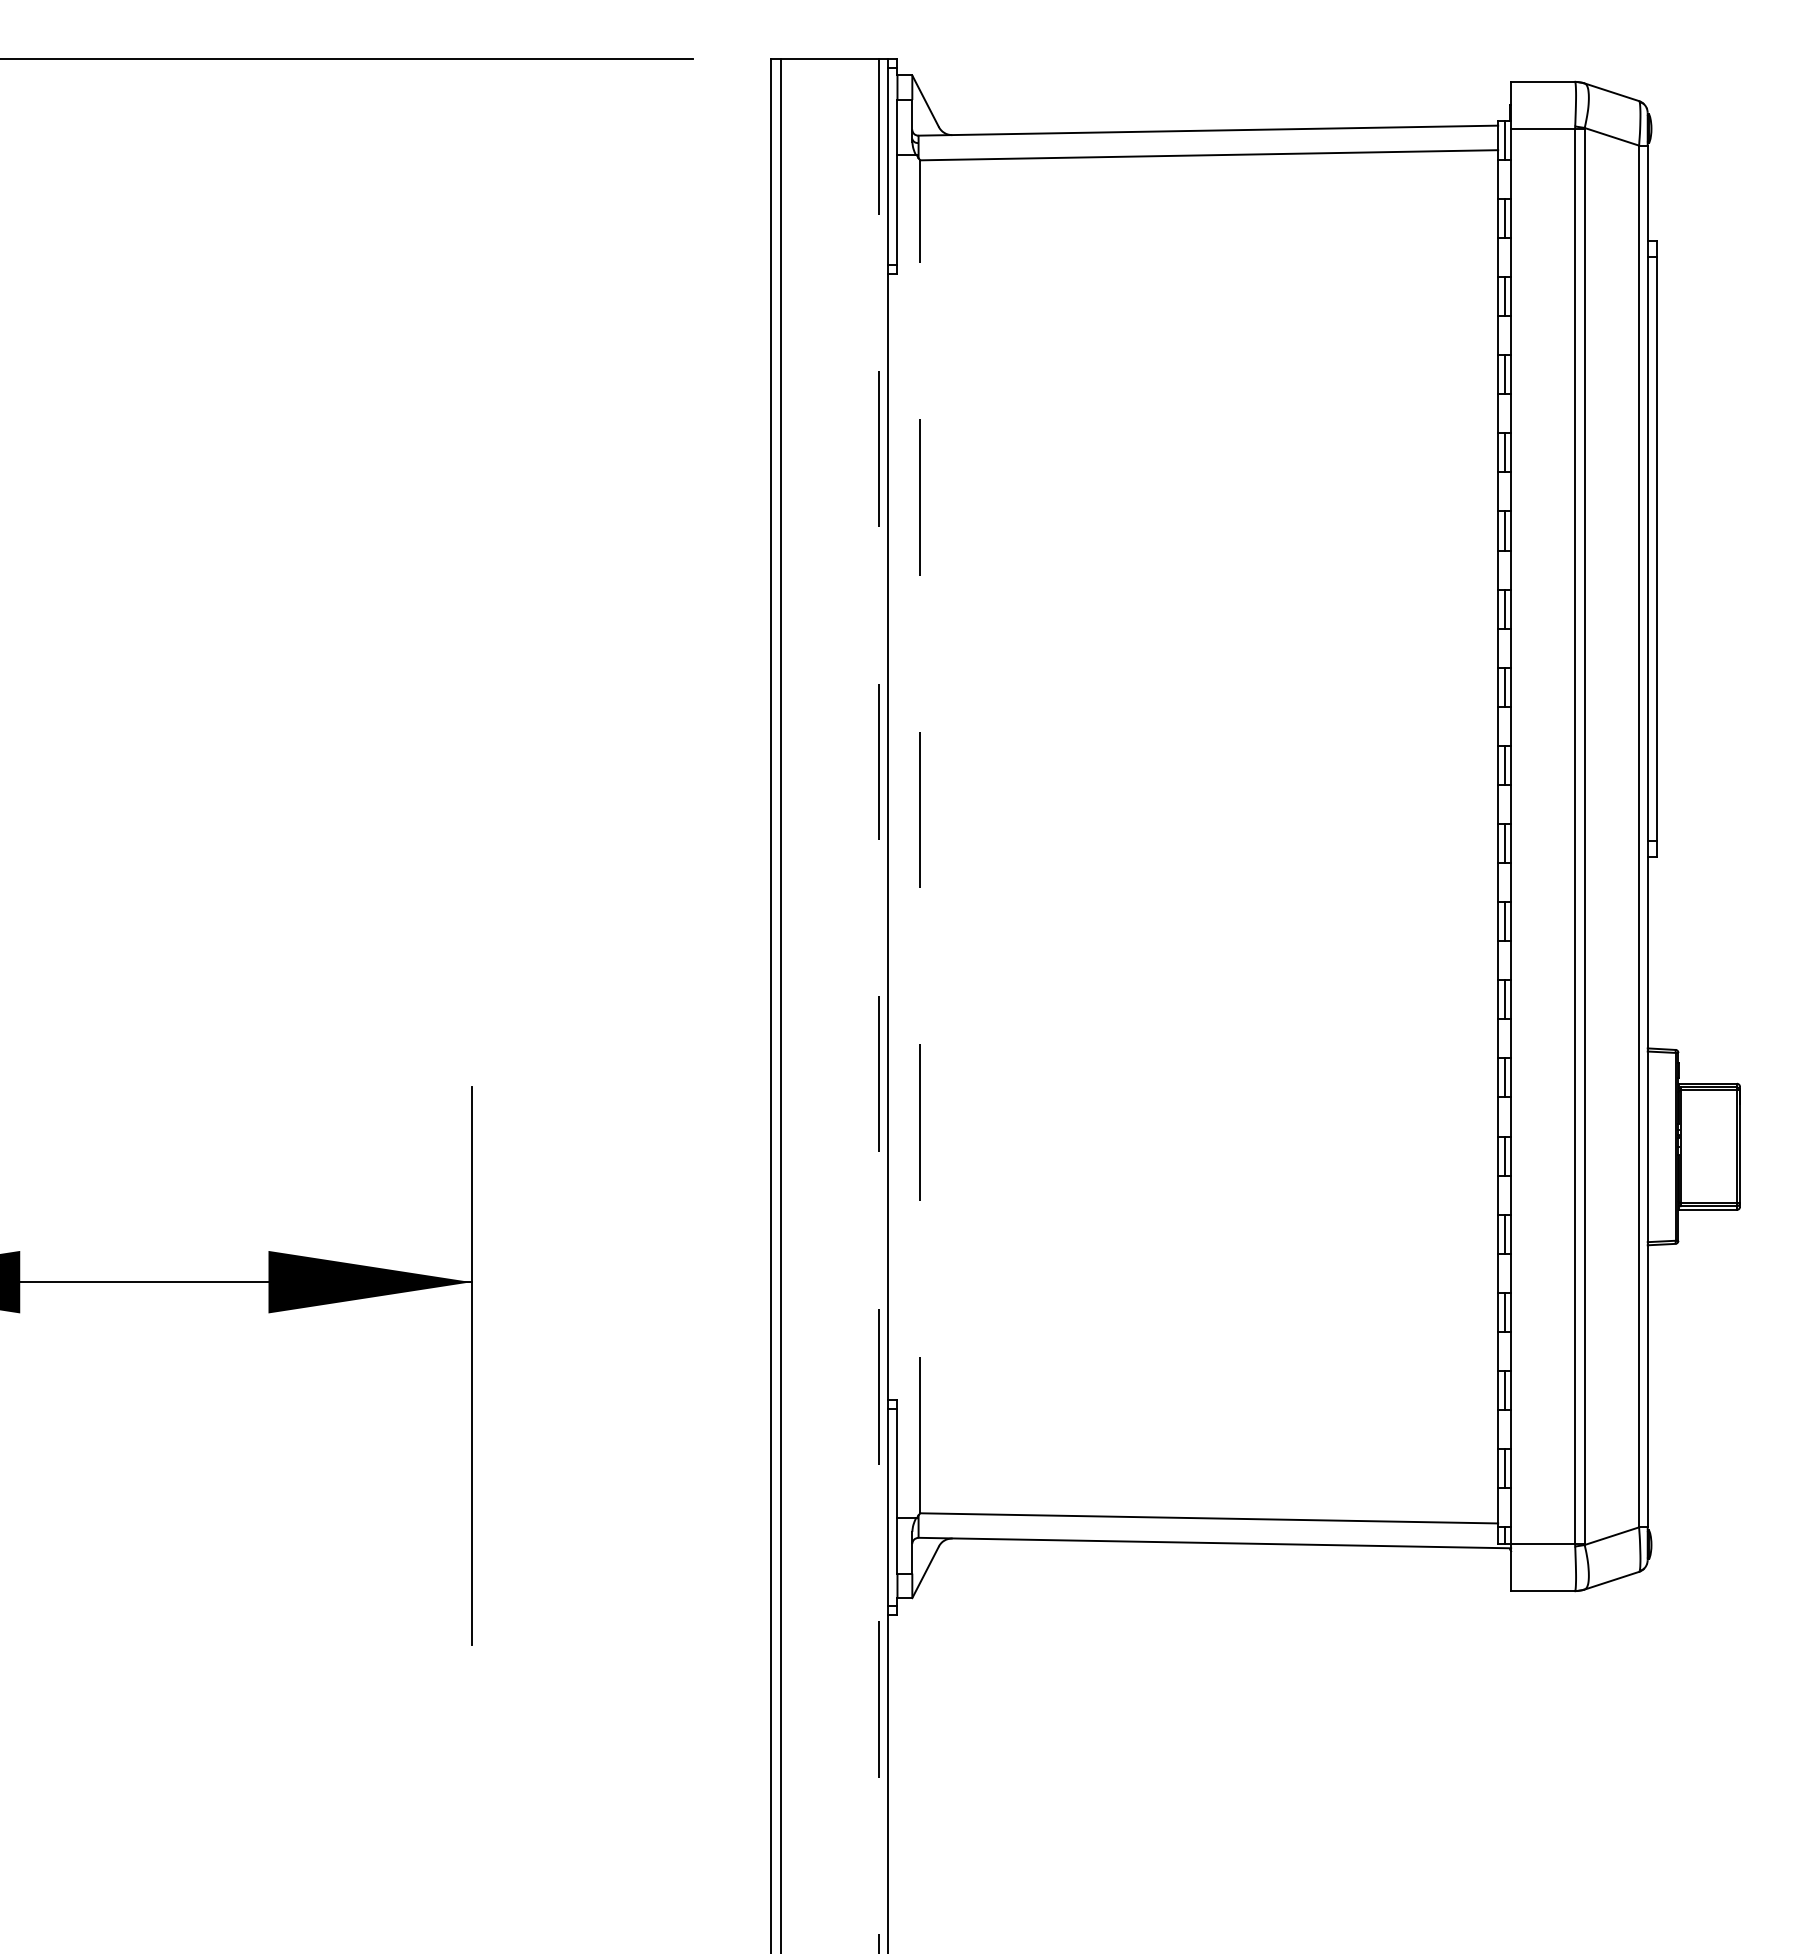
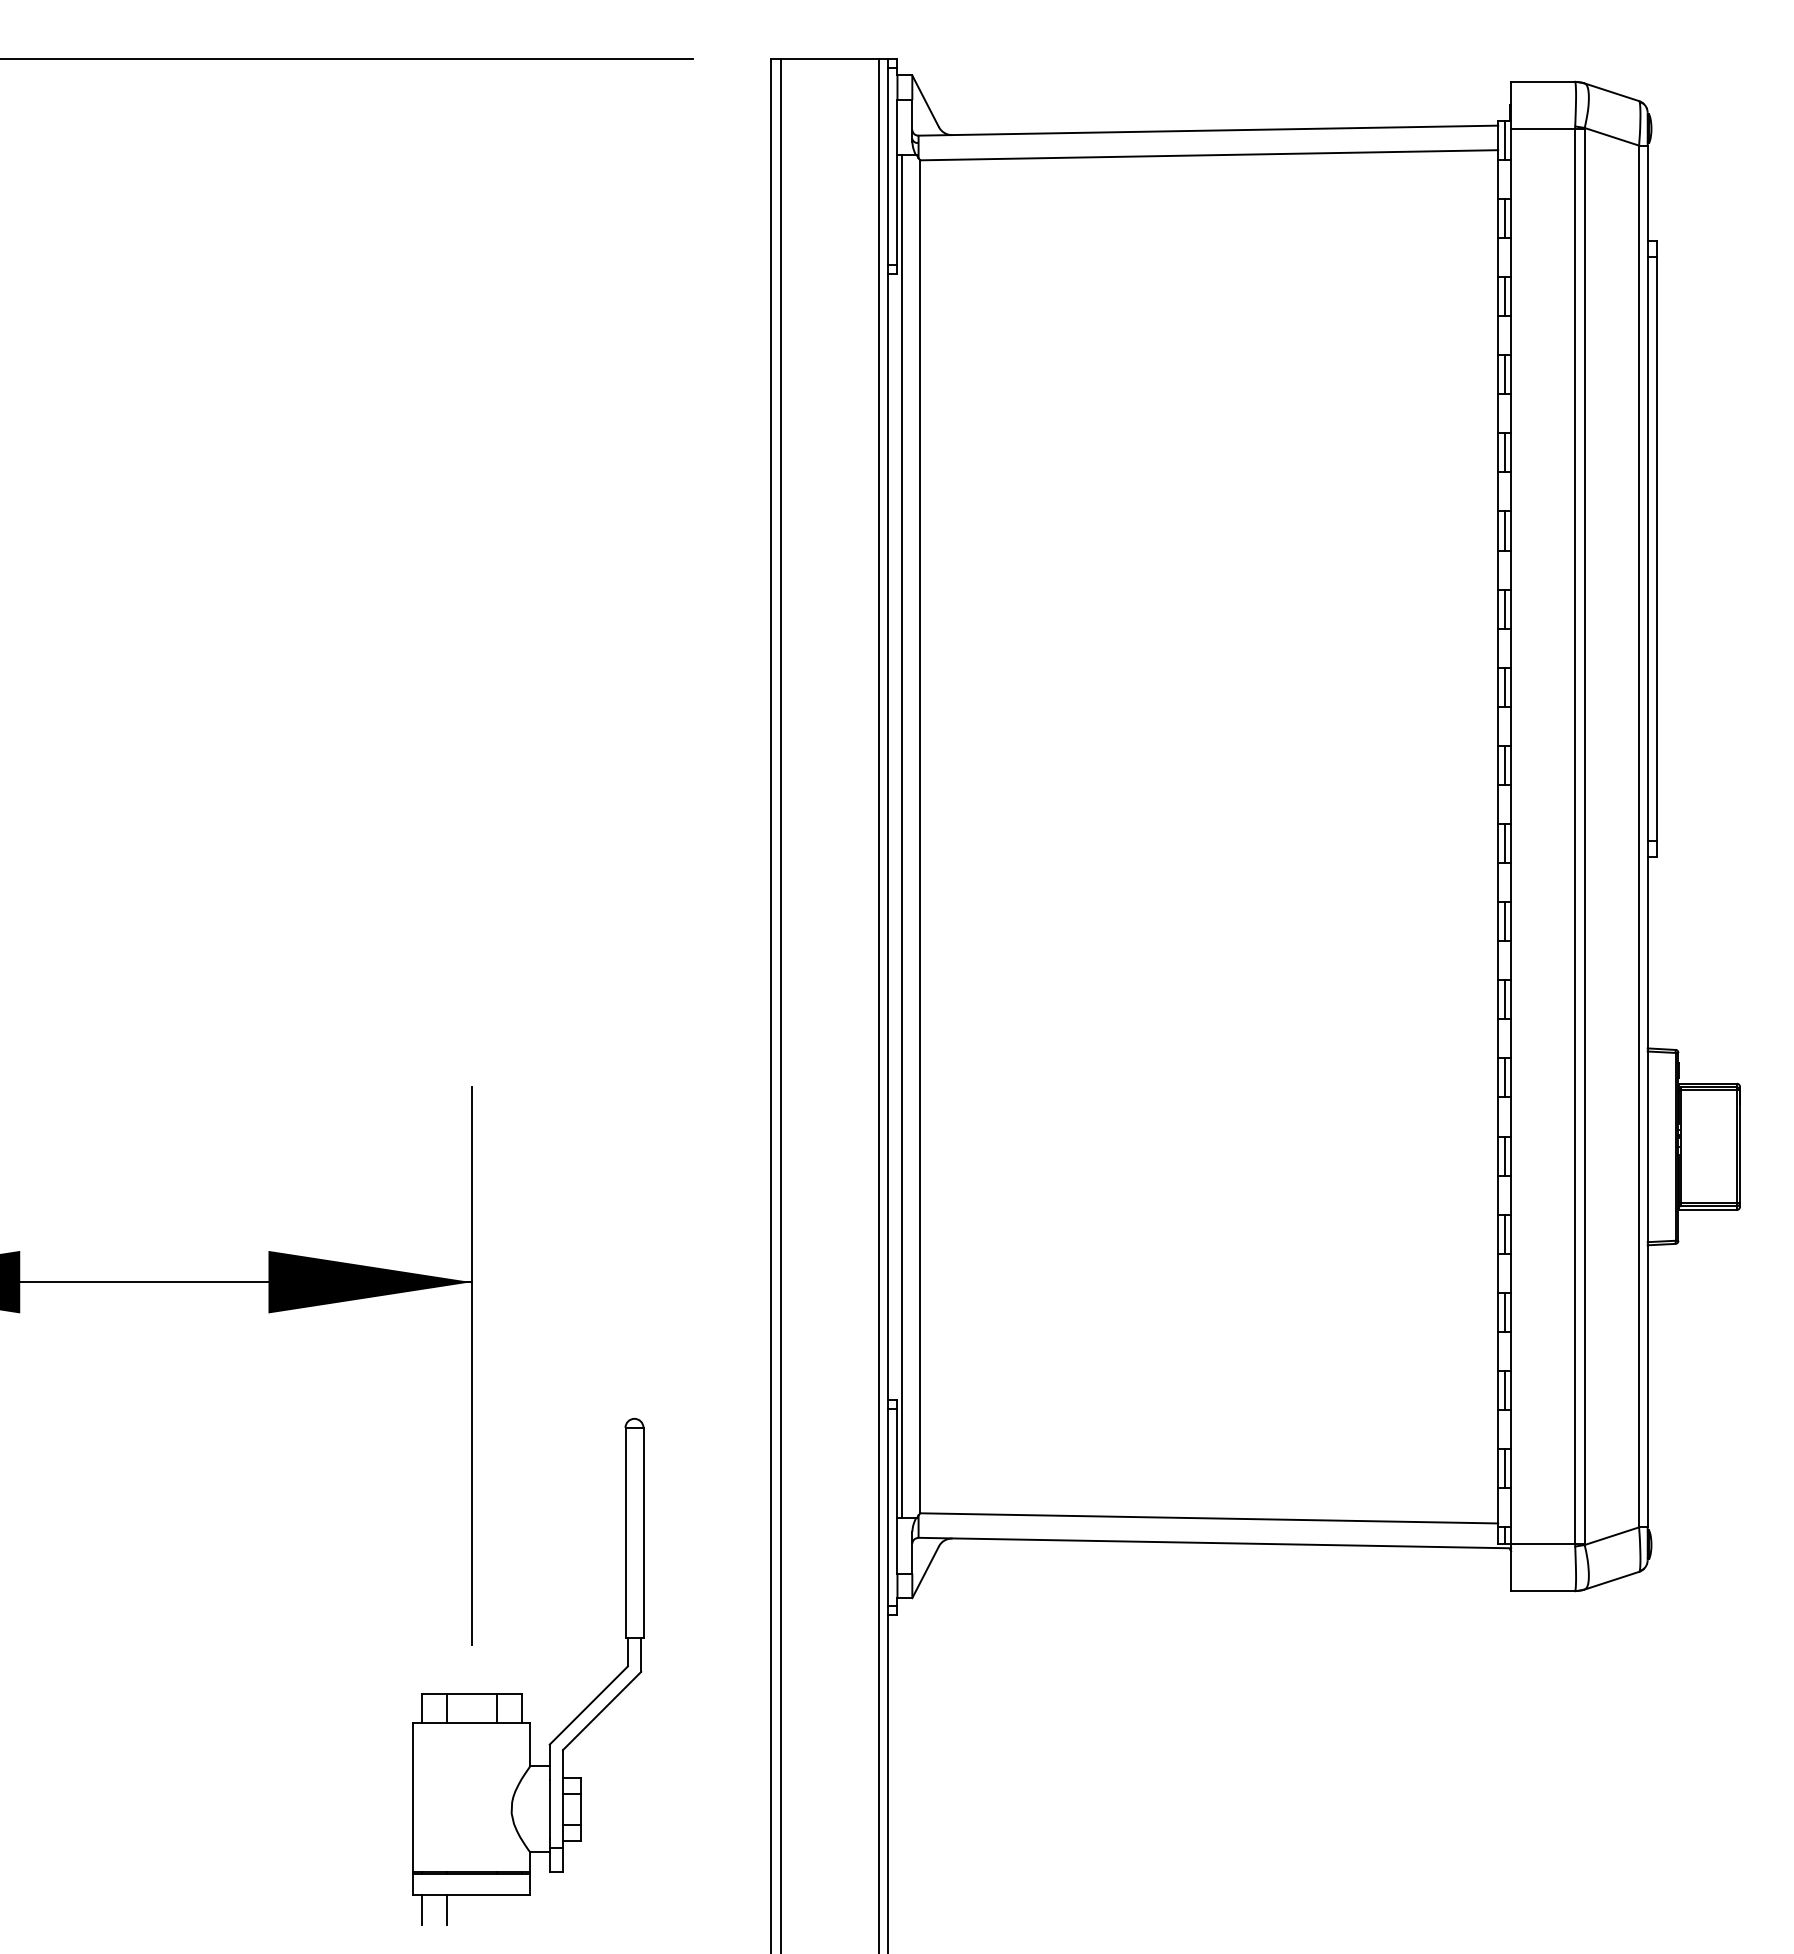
line: none -> present (902, 836)
line: dashed -> solid (920, 836)
line: dashed -> solid (878, 1006)
part: none -> present (522, 1693)
